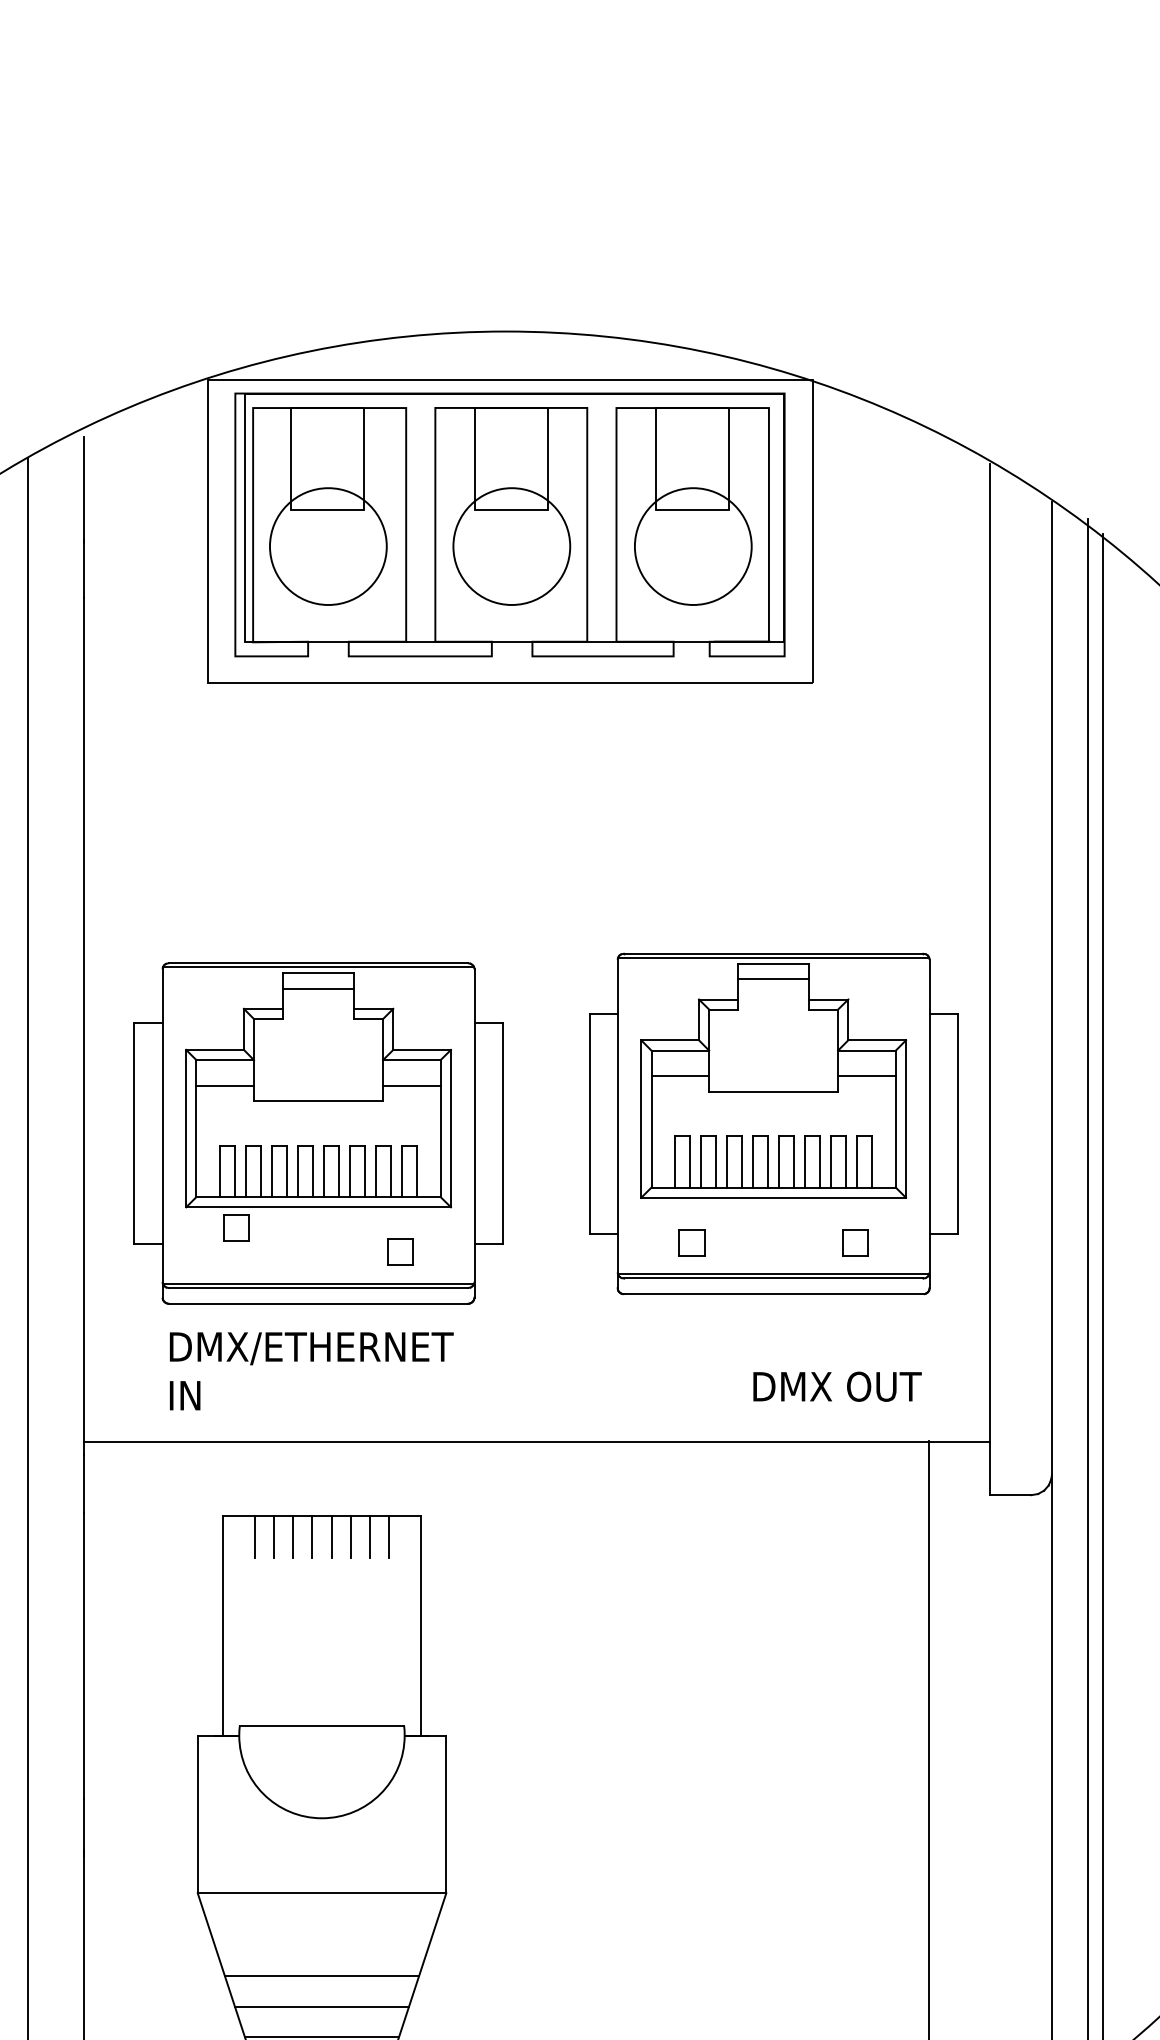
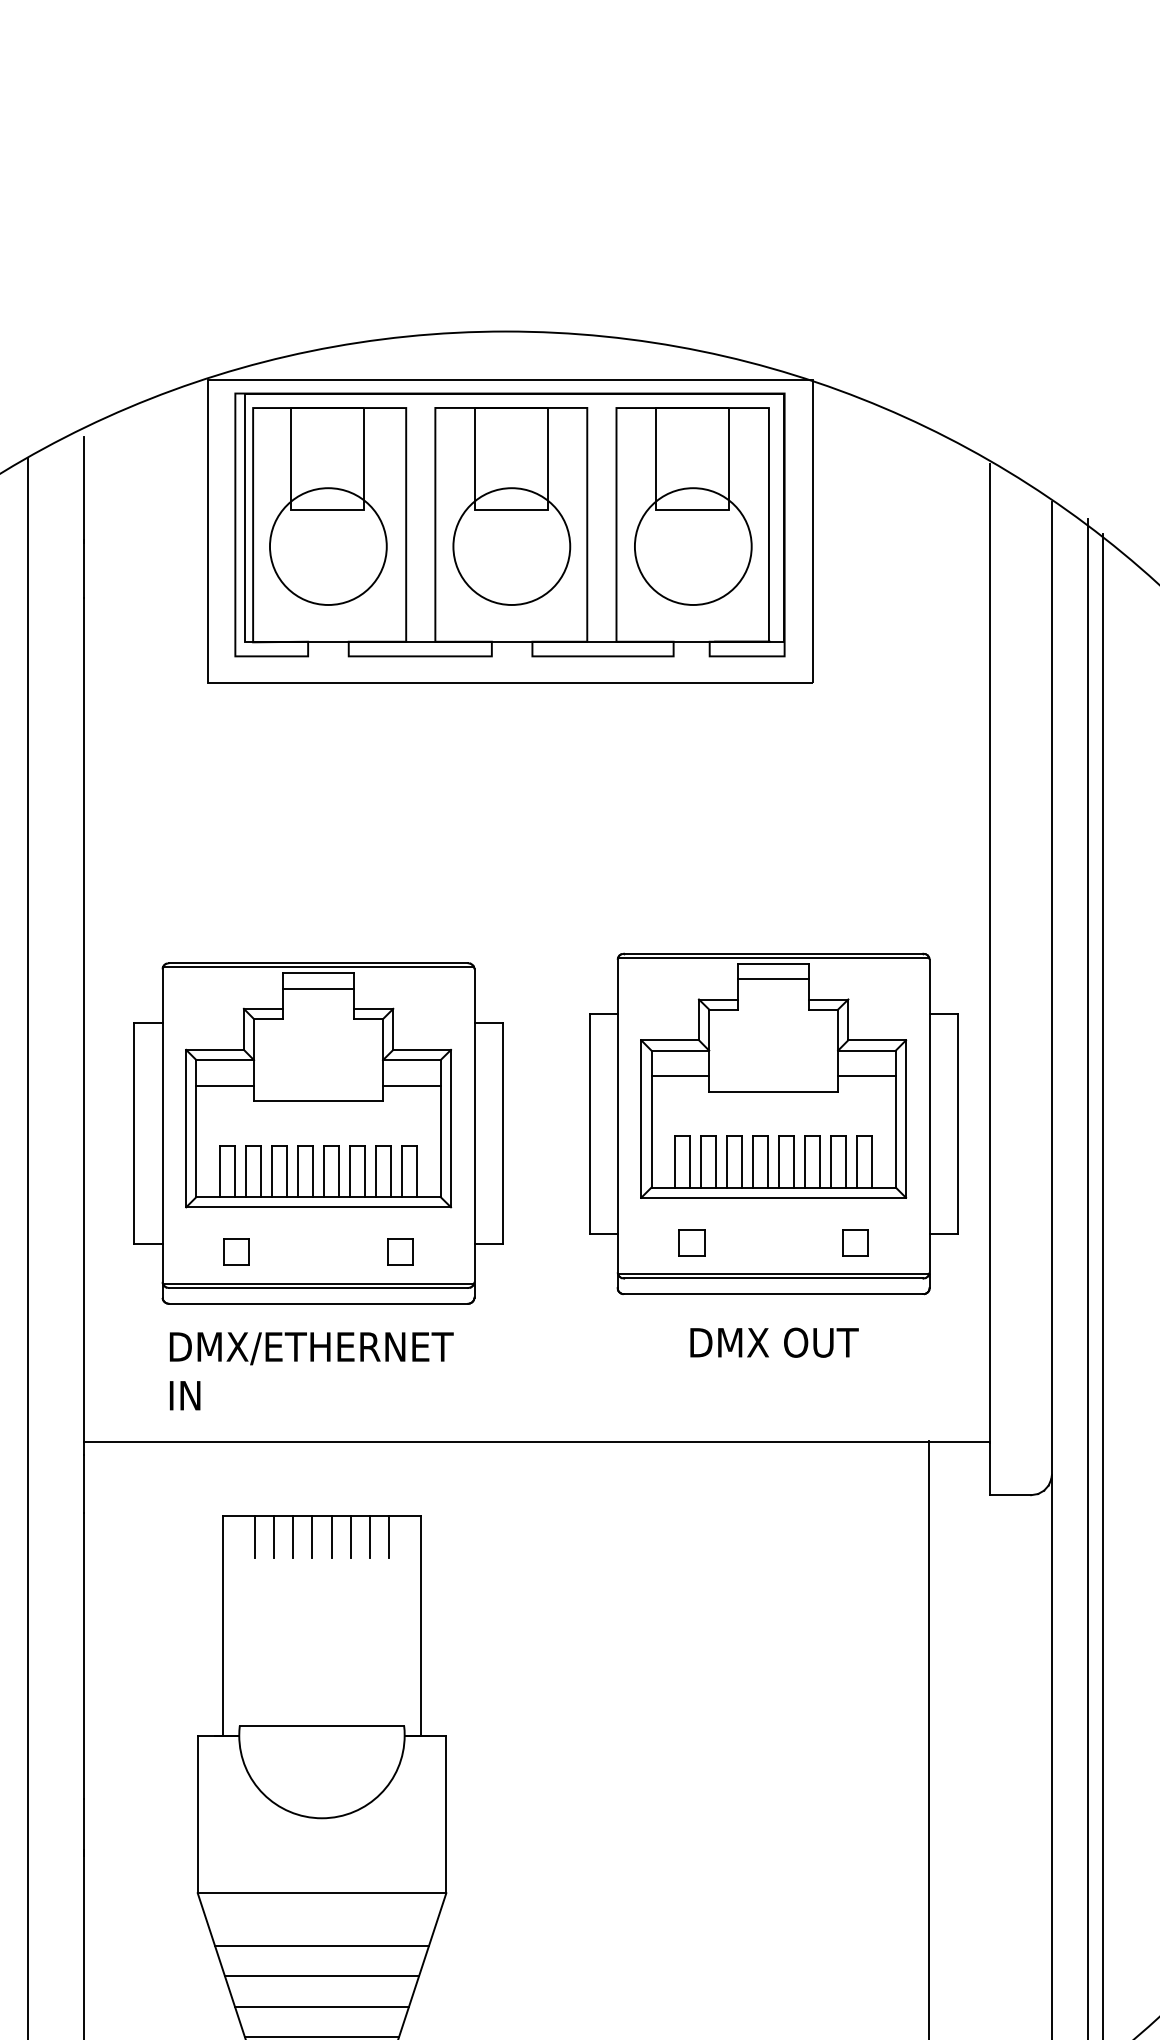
part position: (236, 1227) -> (236, 1251) (236, 1251)
text position: (837, 1386) -> (774, 1342) (774, 1342)
line: none -> present (322, 1945)
